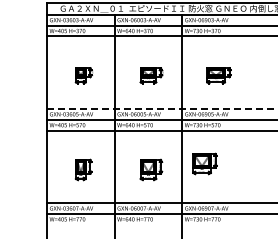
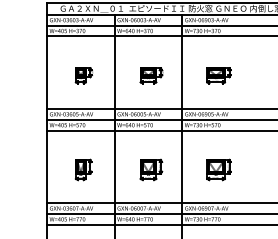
line: dashed -> solid (162, 108)
part position: (204, 163) -> (218, 169) (218, 169)
line: none -> present (160, 224)
